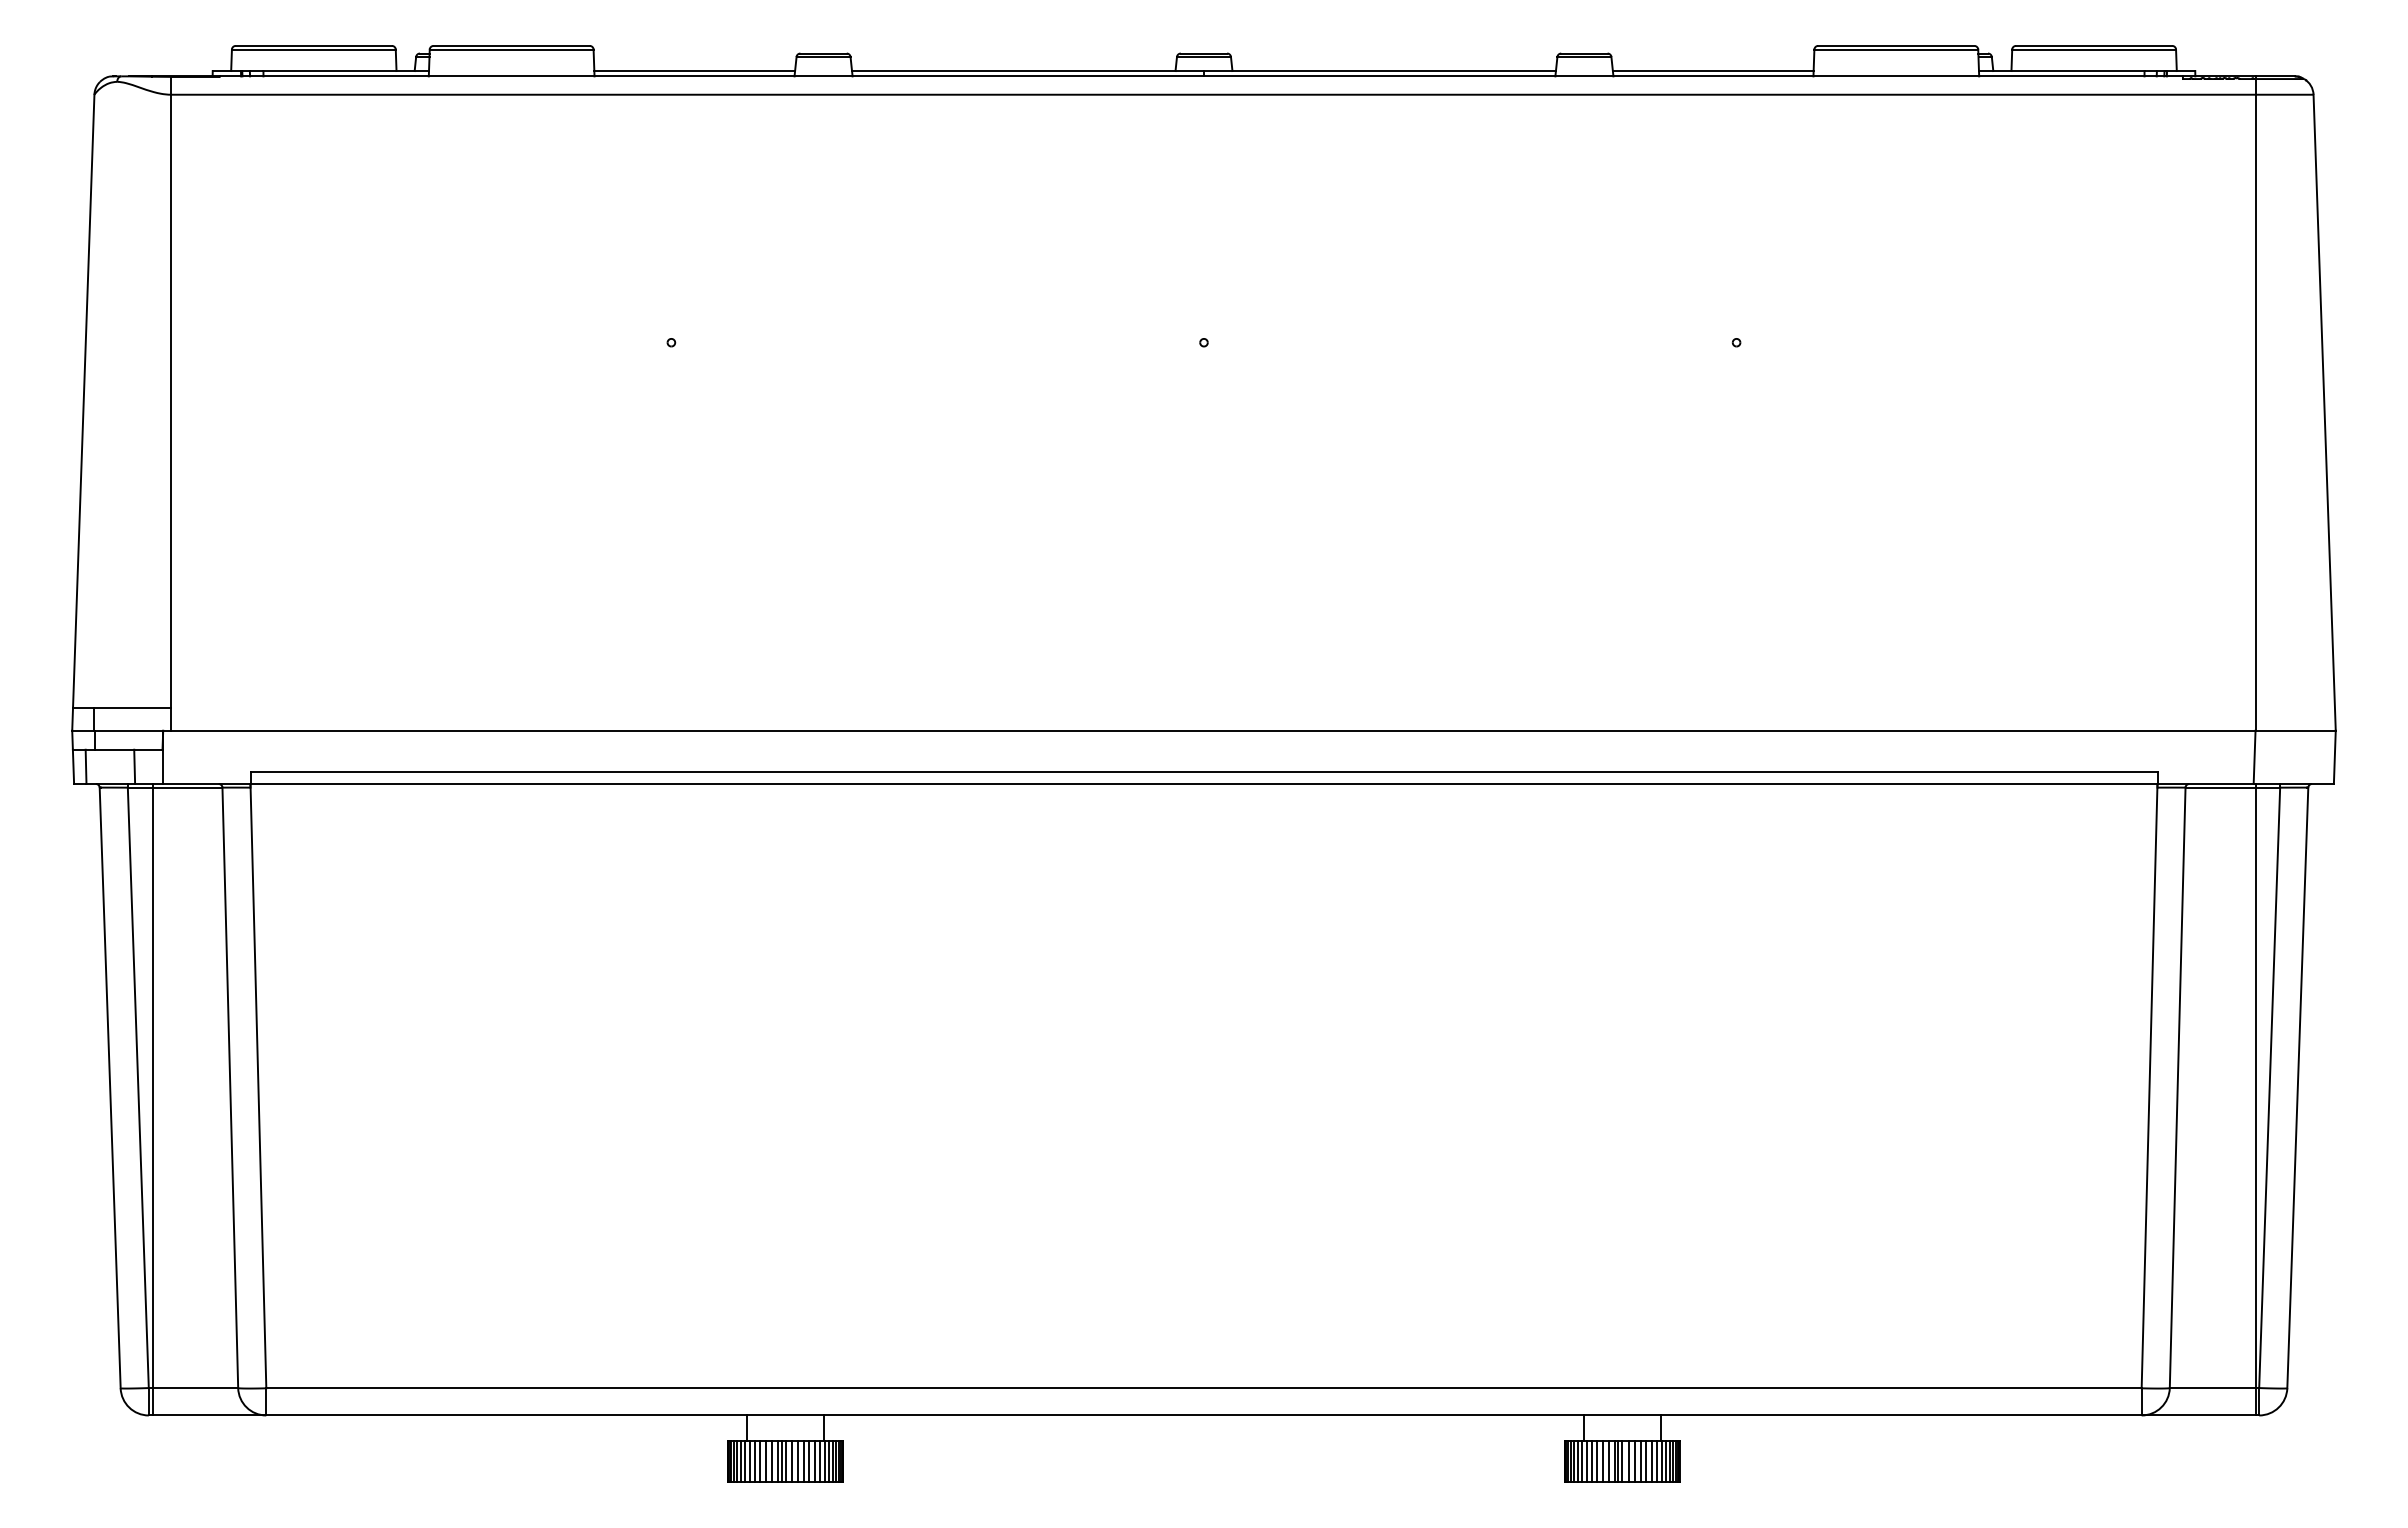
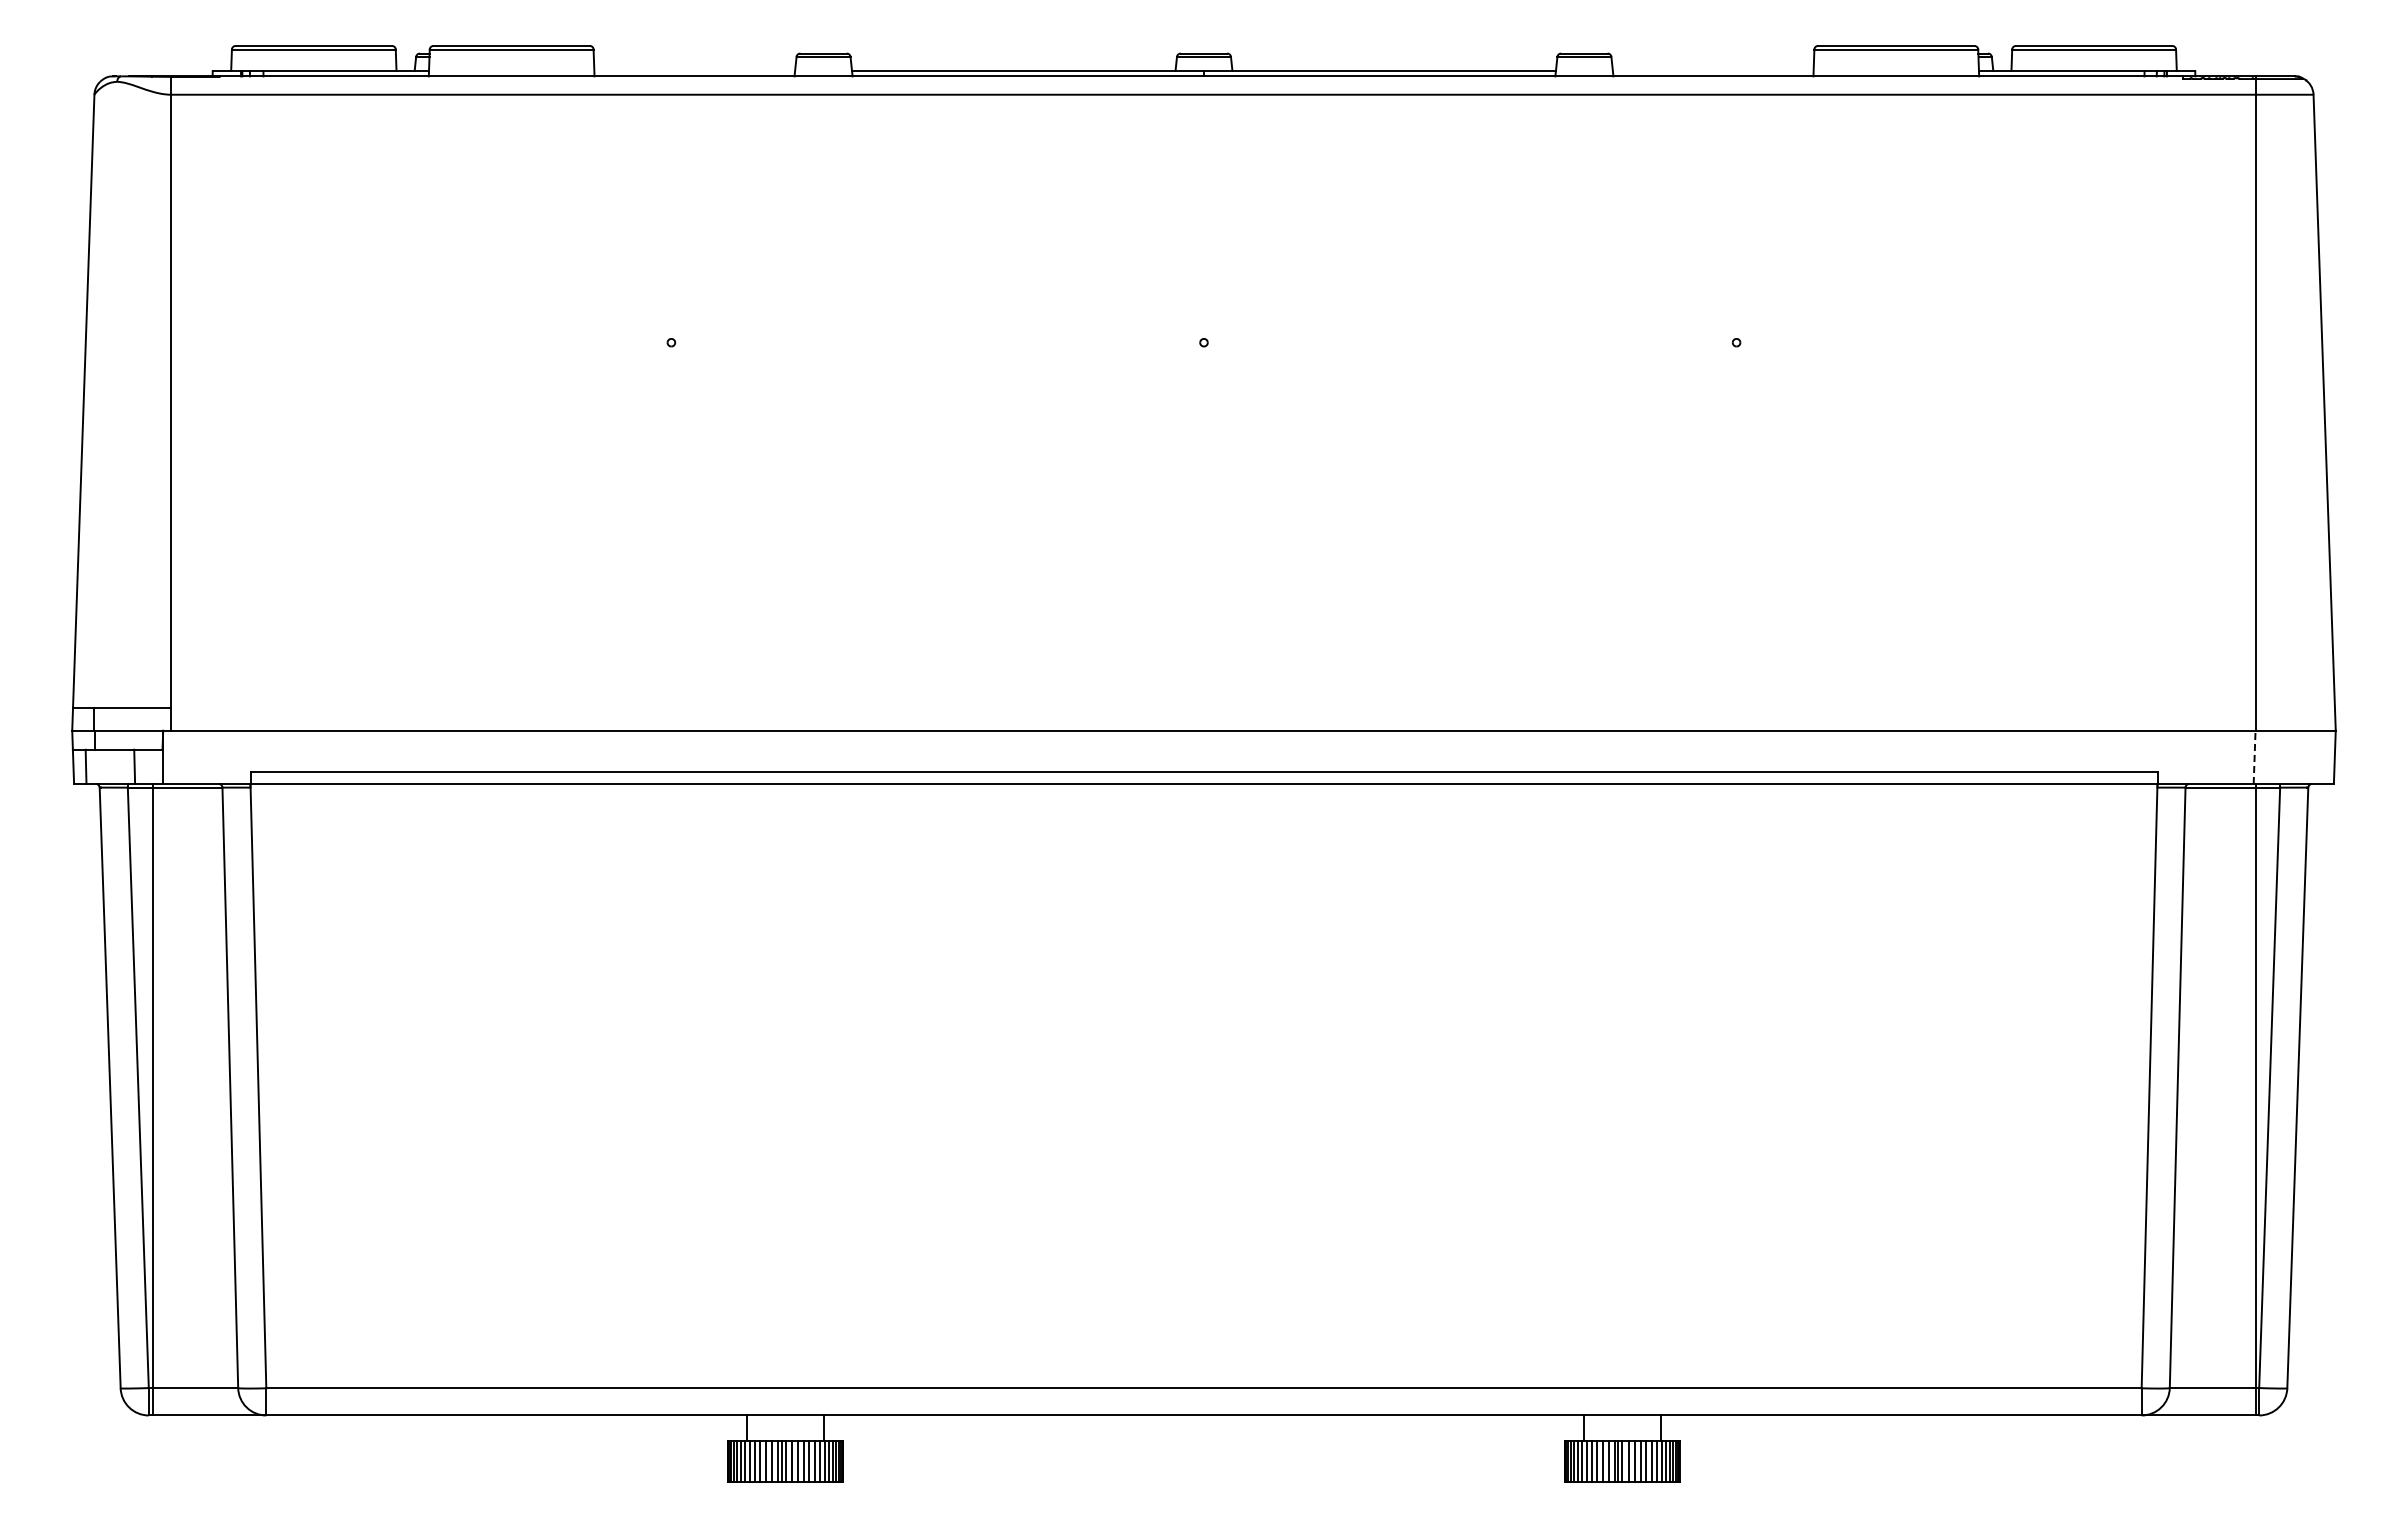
line: present -> none (694, 71)
line: present -> none (1712, 71)
line: solid -> dashed (2254, 757)
